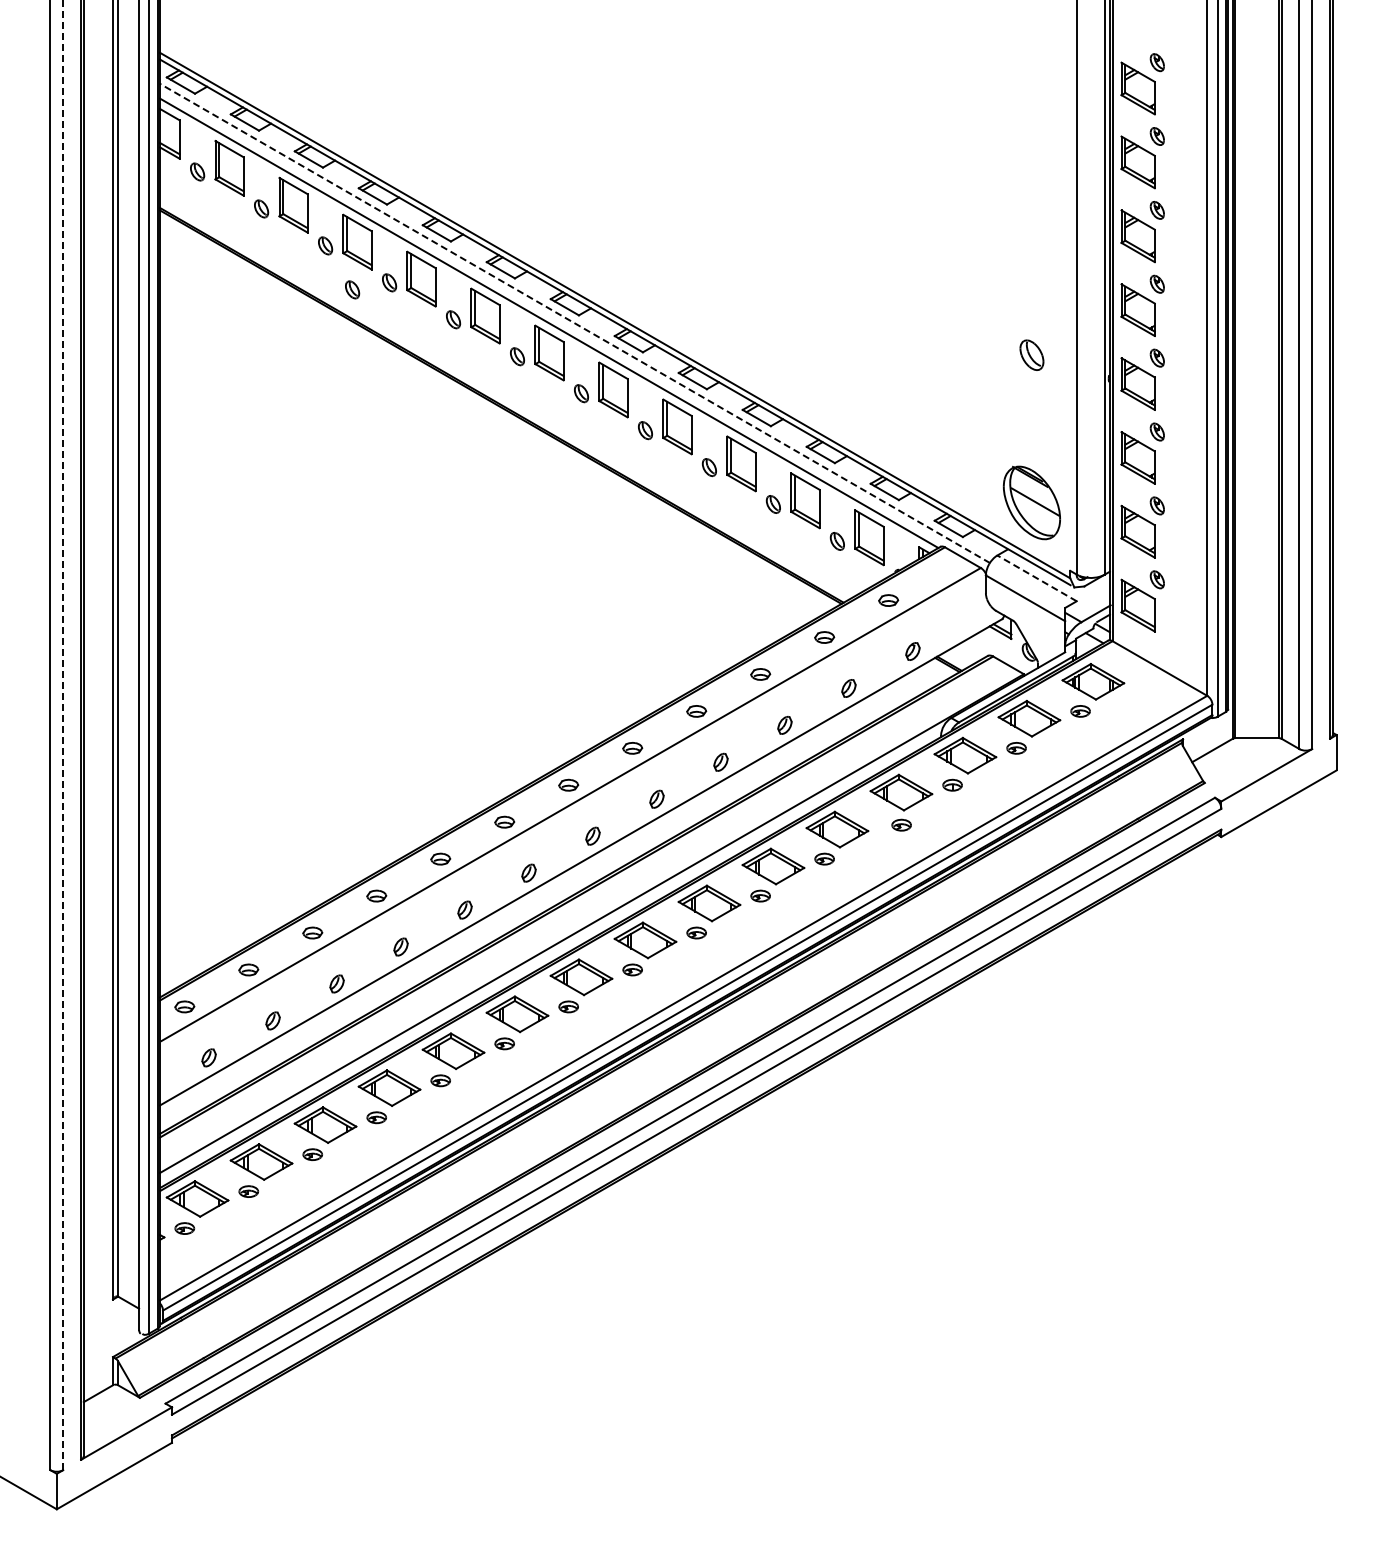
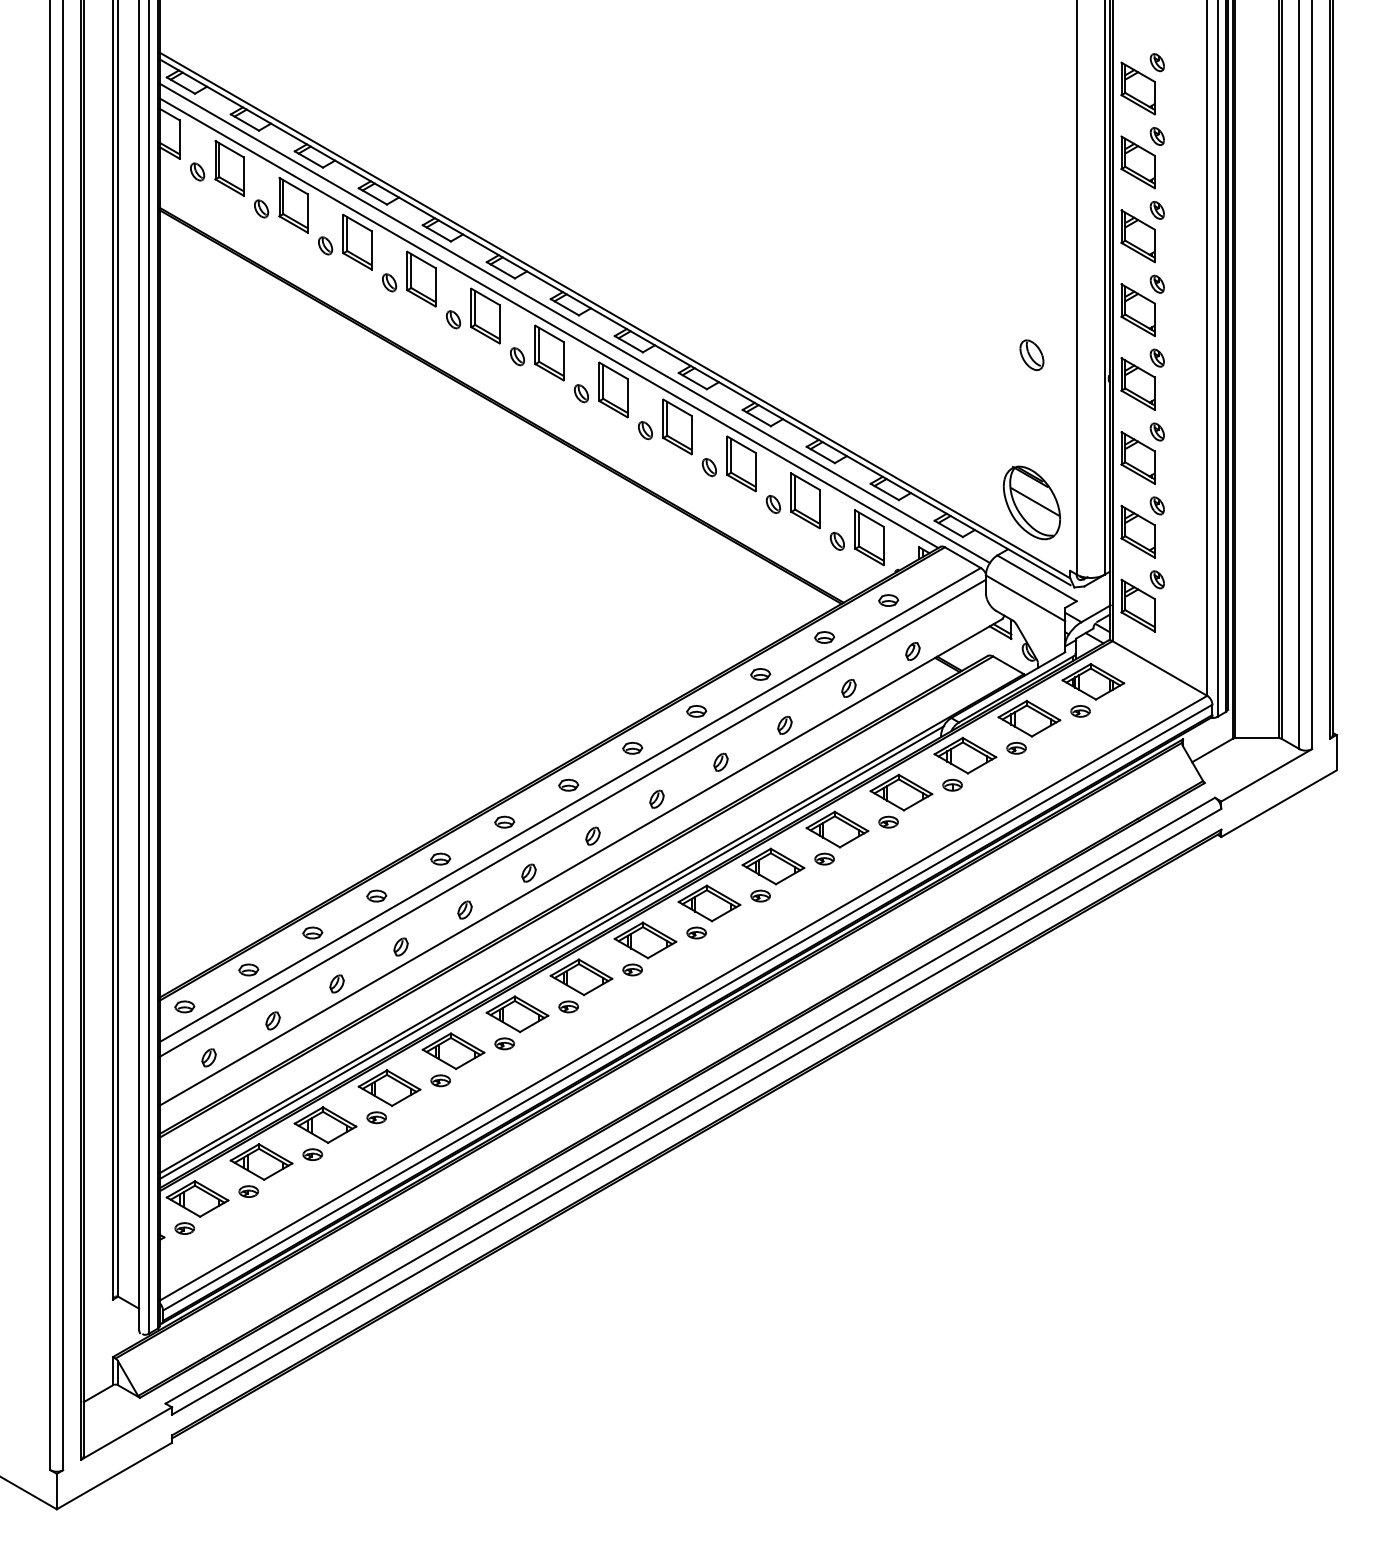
part: present -> none (352, 289)
line: dashed -> solid (574, 323)
line: dashed -> solid (1037, 578)
line: dashed -> solid (63, 735)
line: none -> present (572, 817)
part position: (901, 824) -> (888, 821) (888, 821)
line: none -> present (552, 952)
